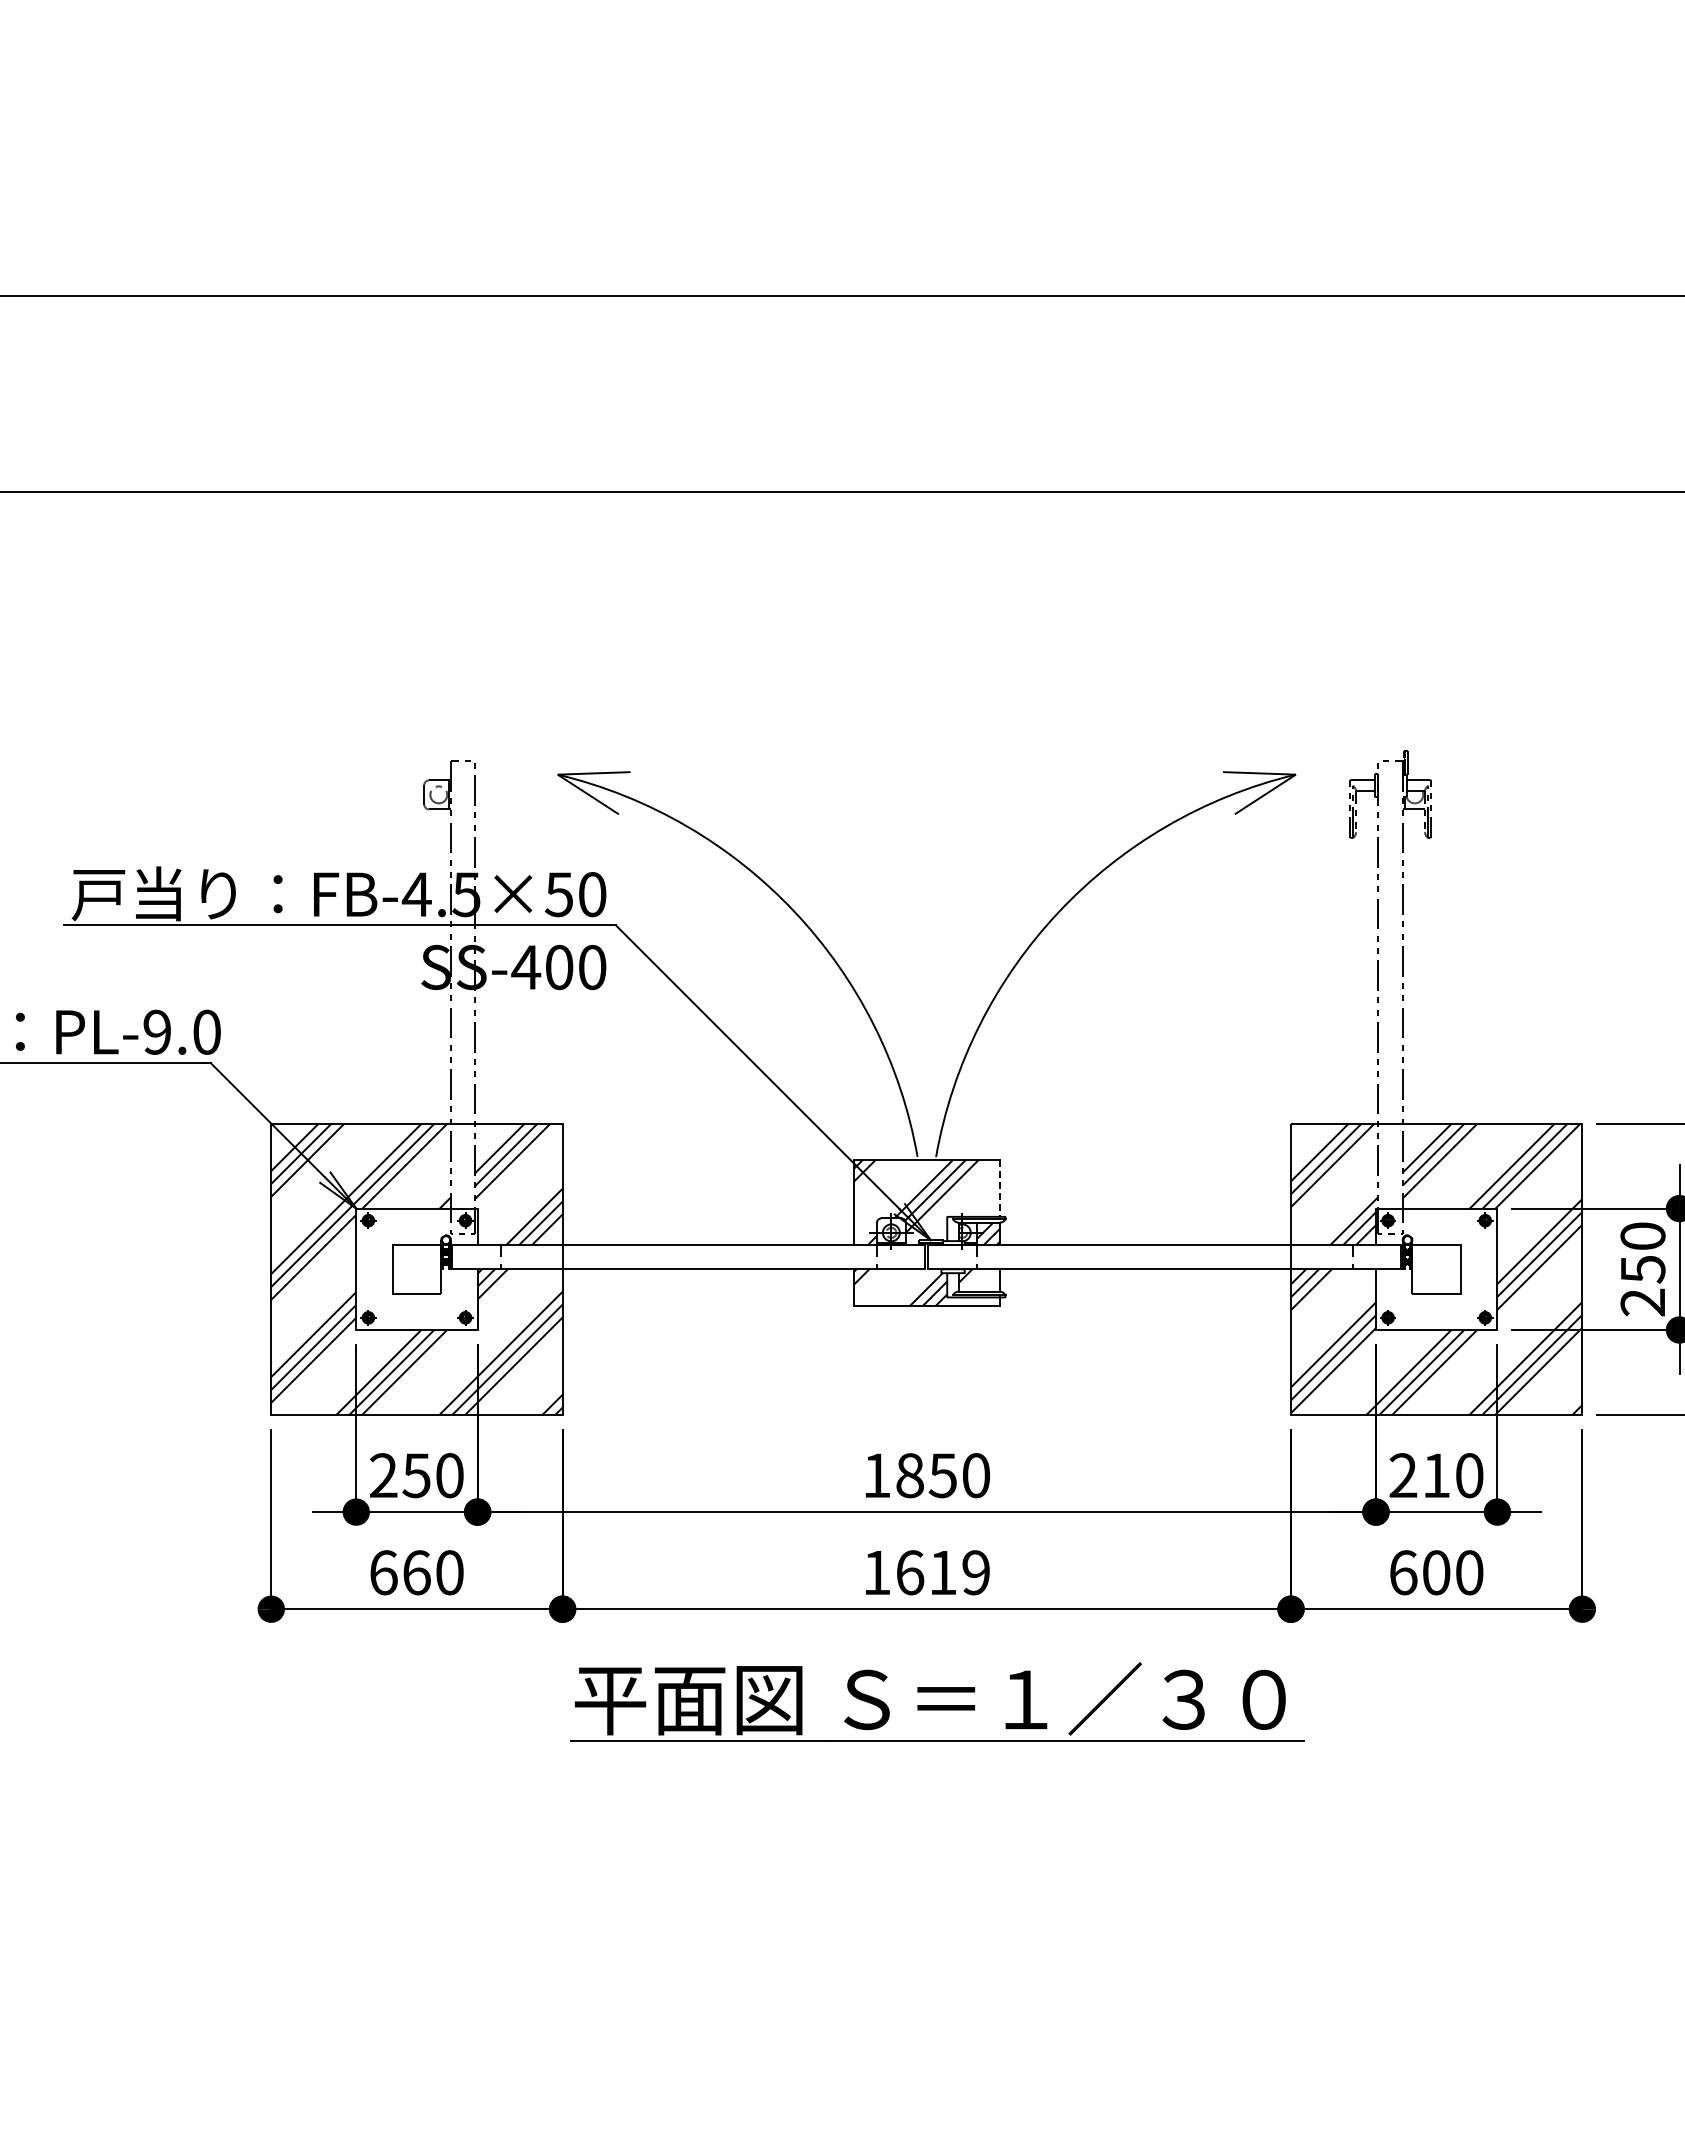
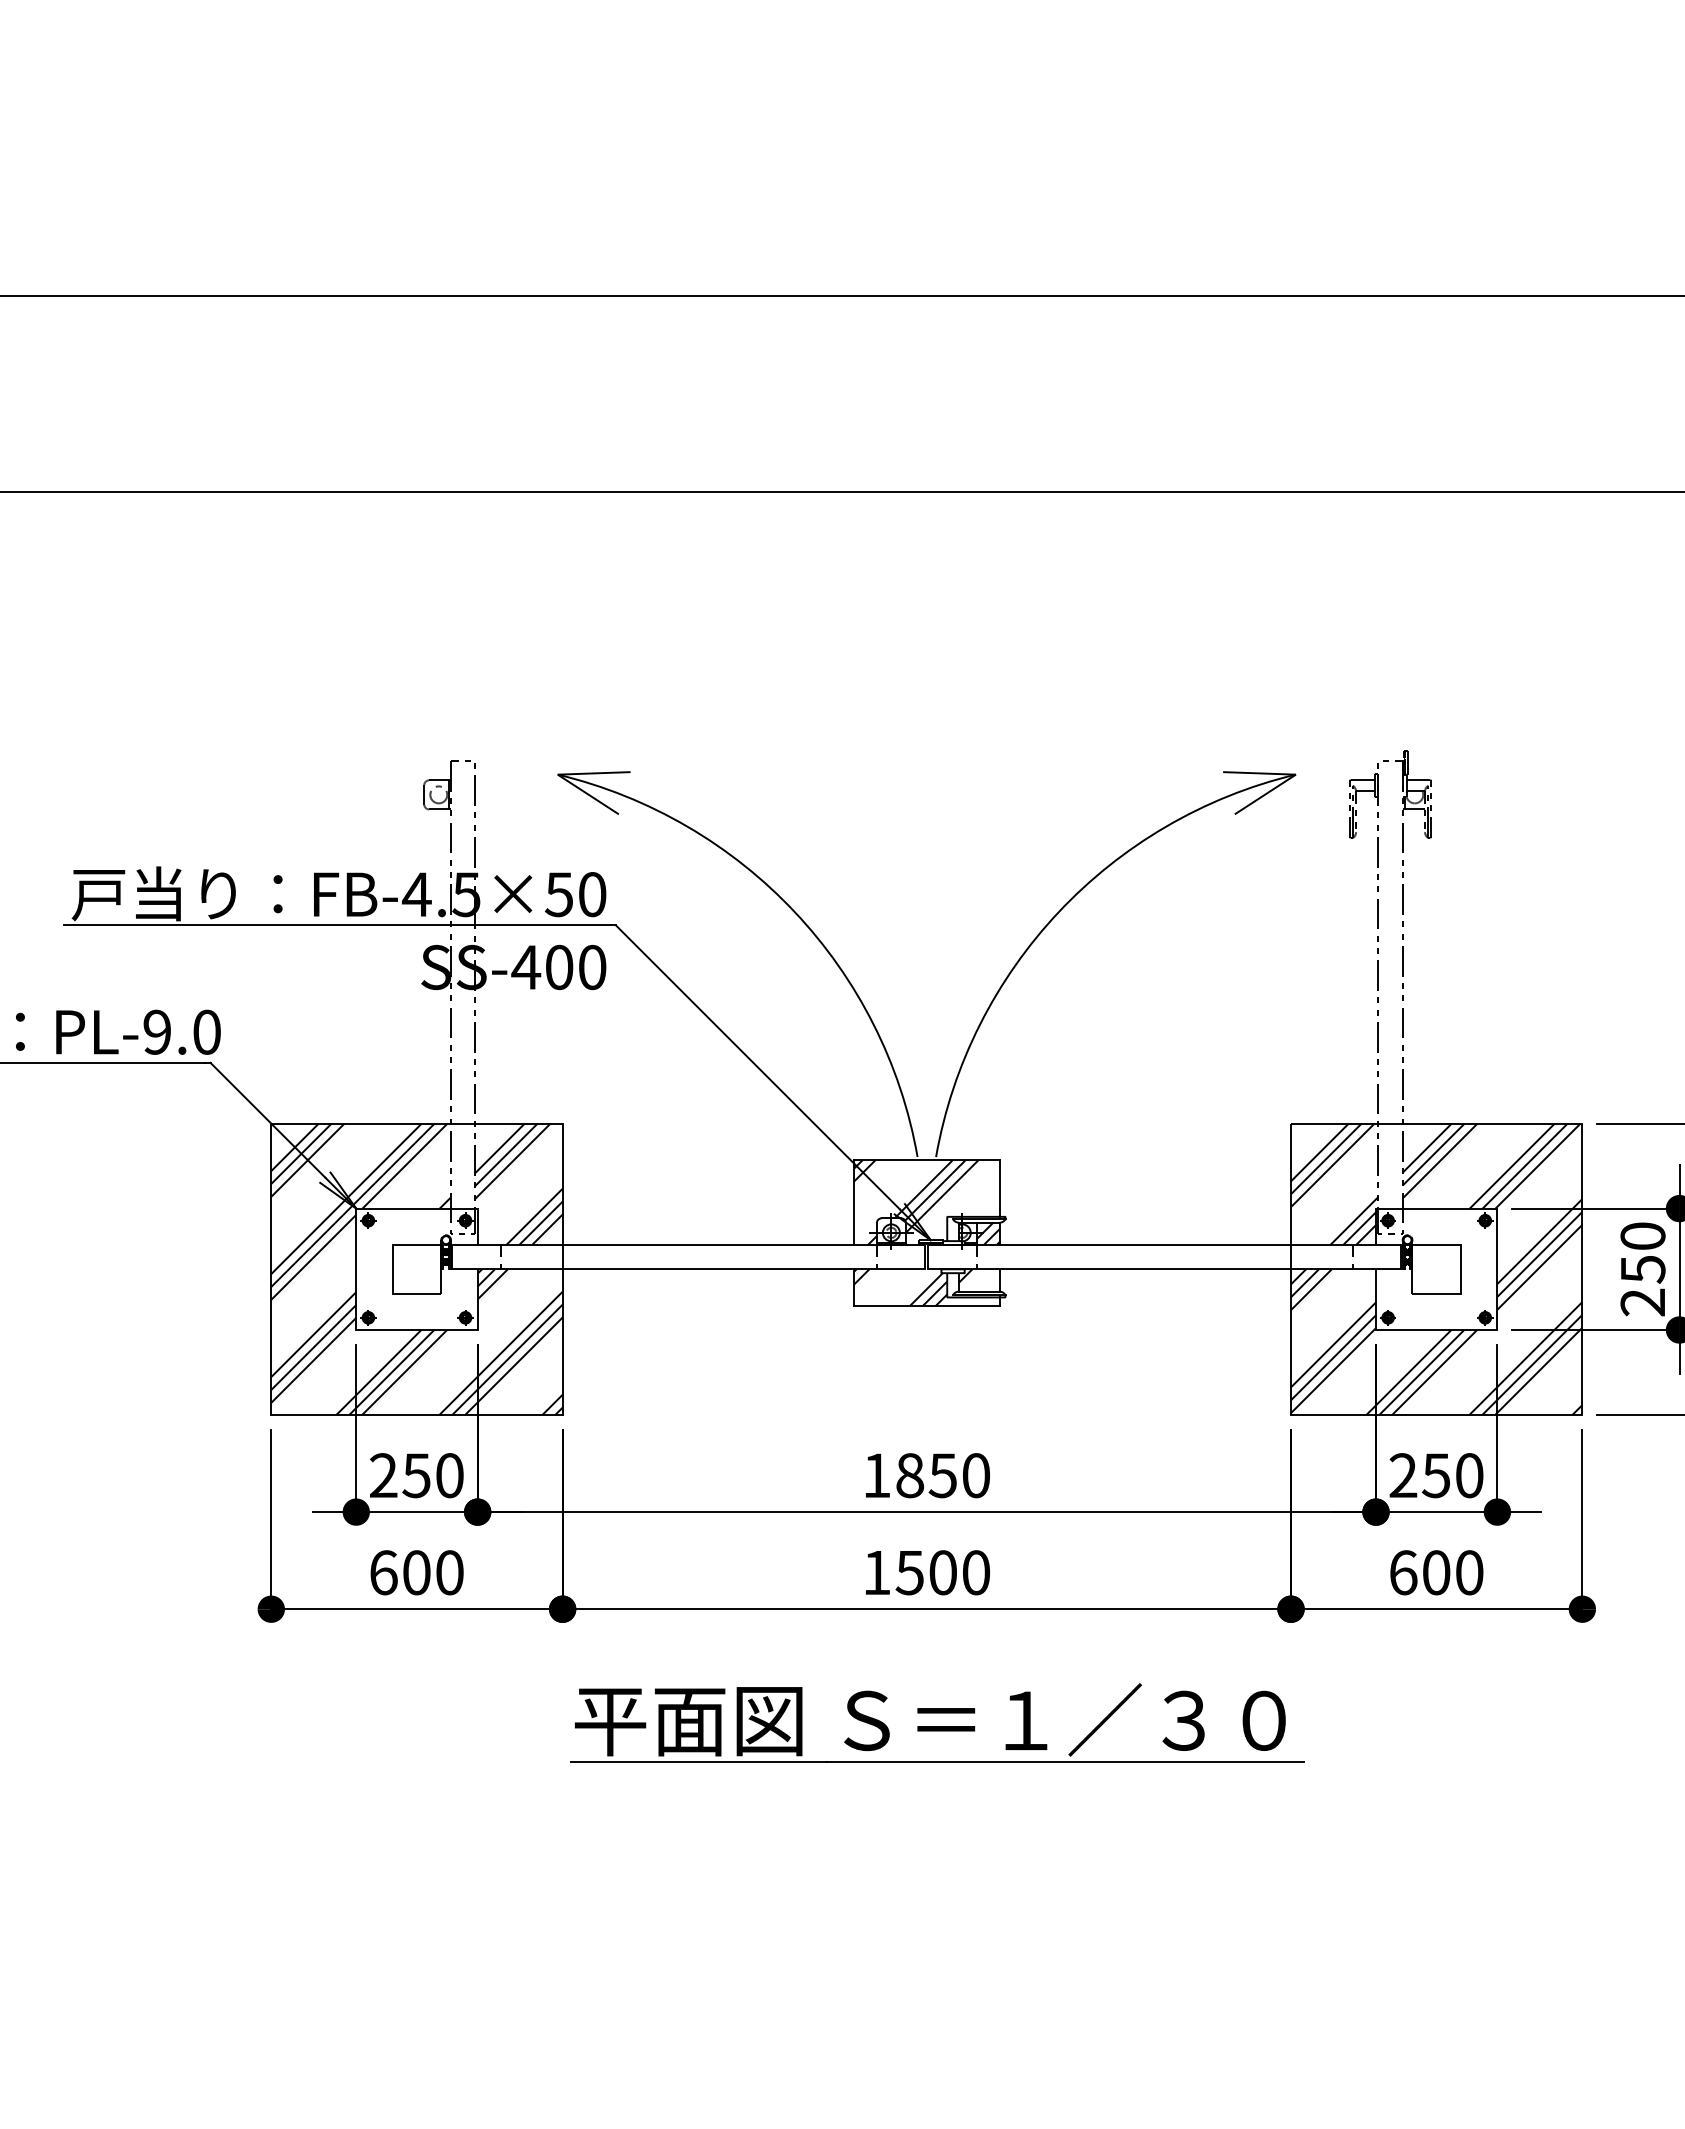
line: dashed -> solid (999, 1188)
text: 210 -> 250 (1435, 1475)
text: 660 -> 600 (416, 1572)
text: 1619 -> 1500 (942, 1572)
part position: (937, 1701) -> (937, 1722) (937, 1722)
